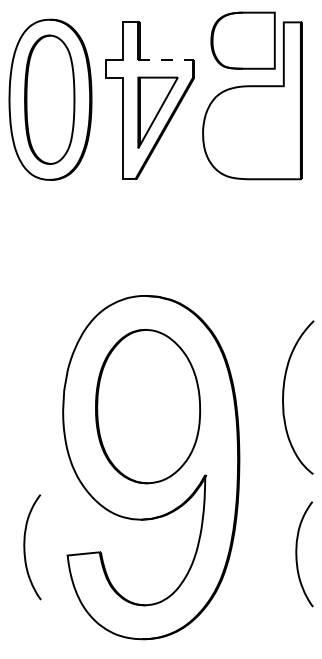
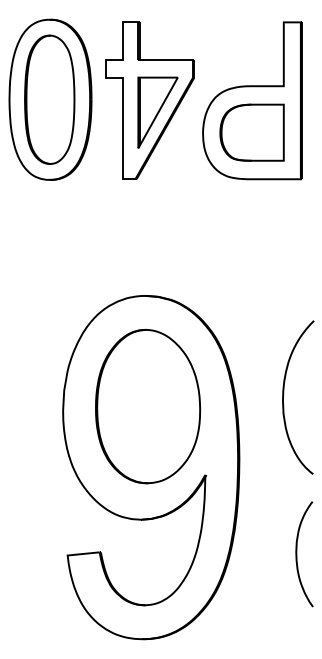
part position: (242, 40) -> (251, 132) (251, 132)
line: dashed -> solid (165, 60)
curve: present -> none (25, 547)
